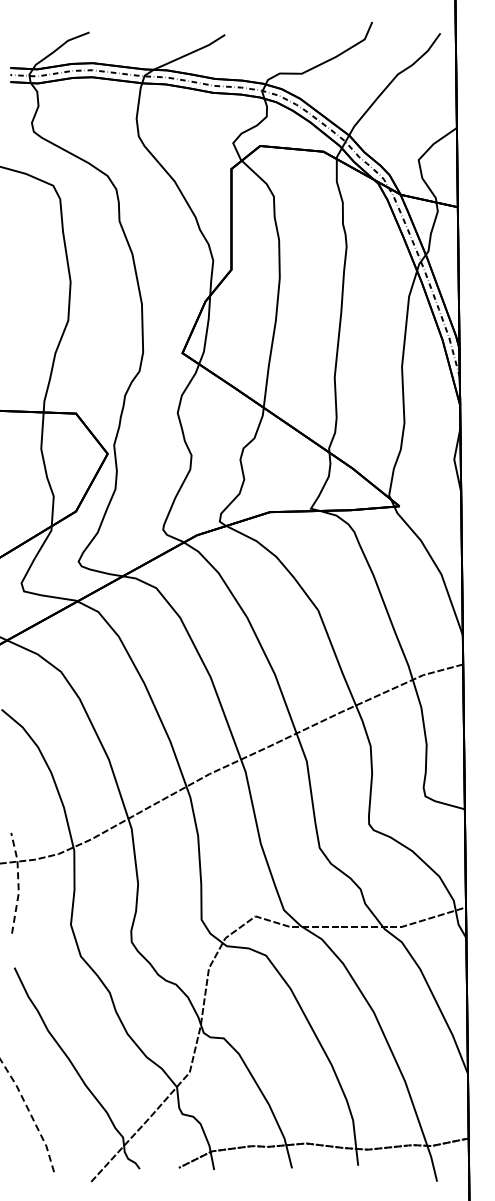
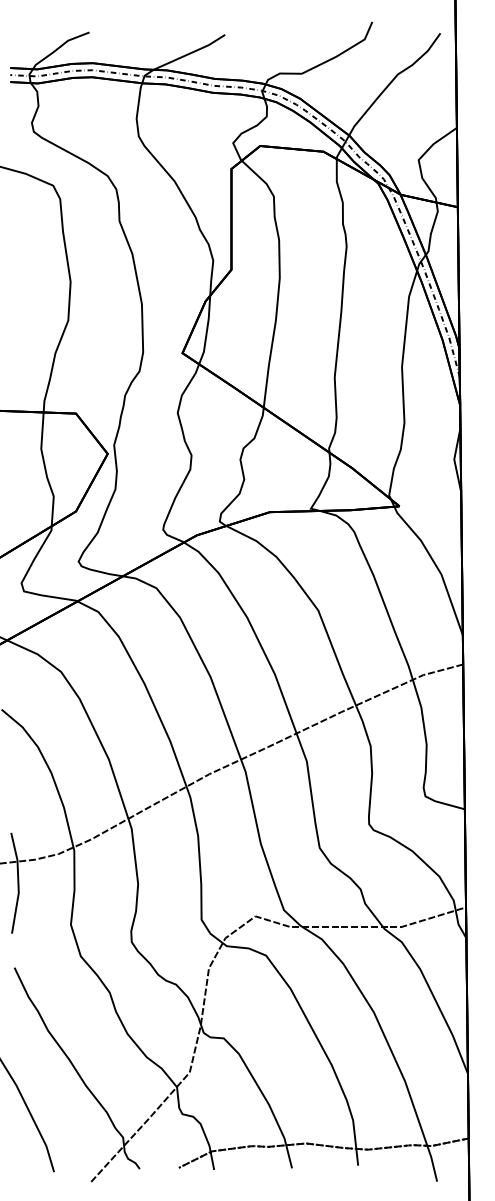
line: dashed -> solid (18, 883)
line: dashed -> solid (30, 1113)
